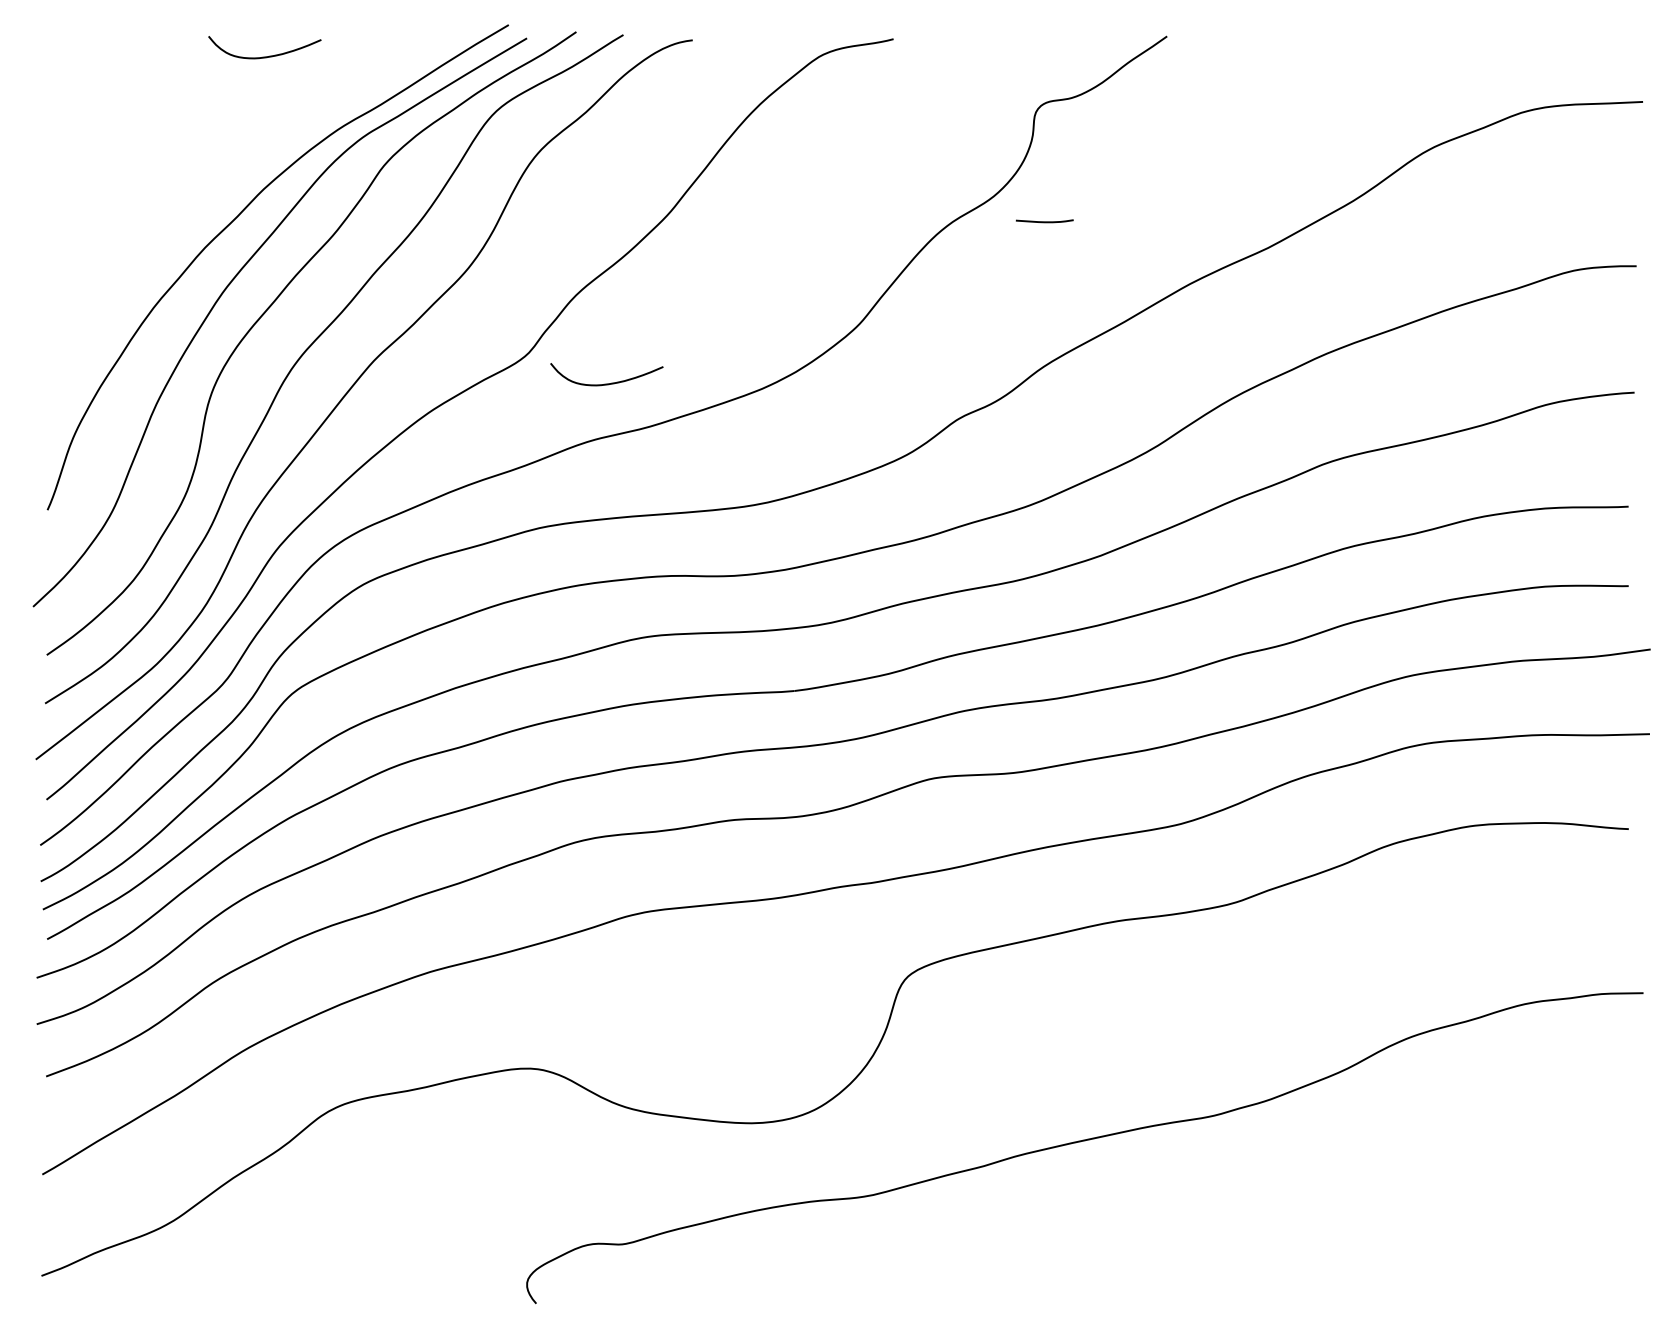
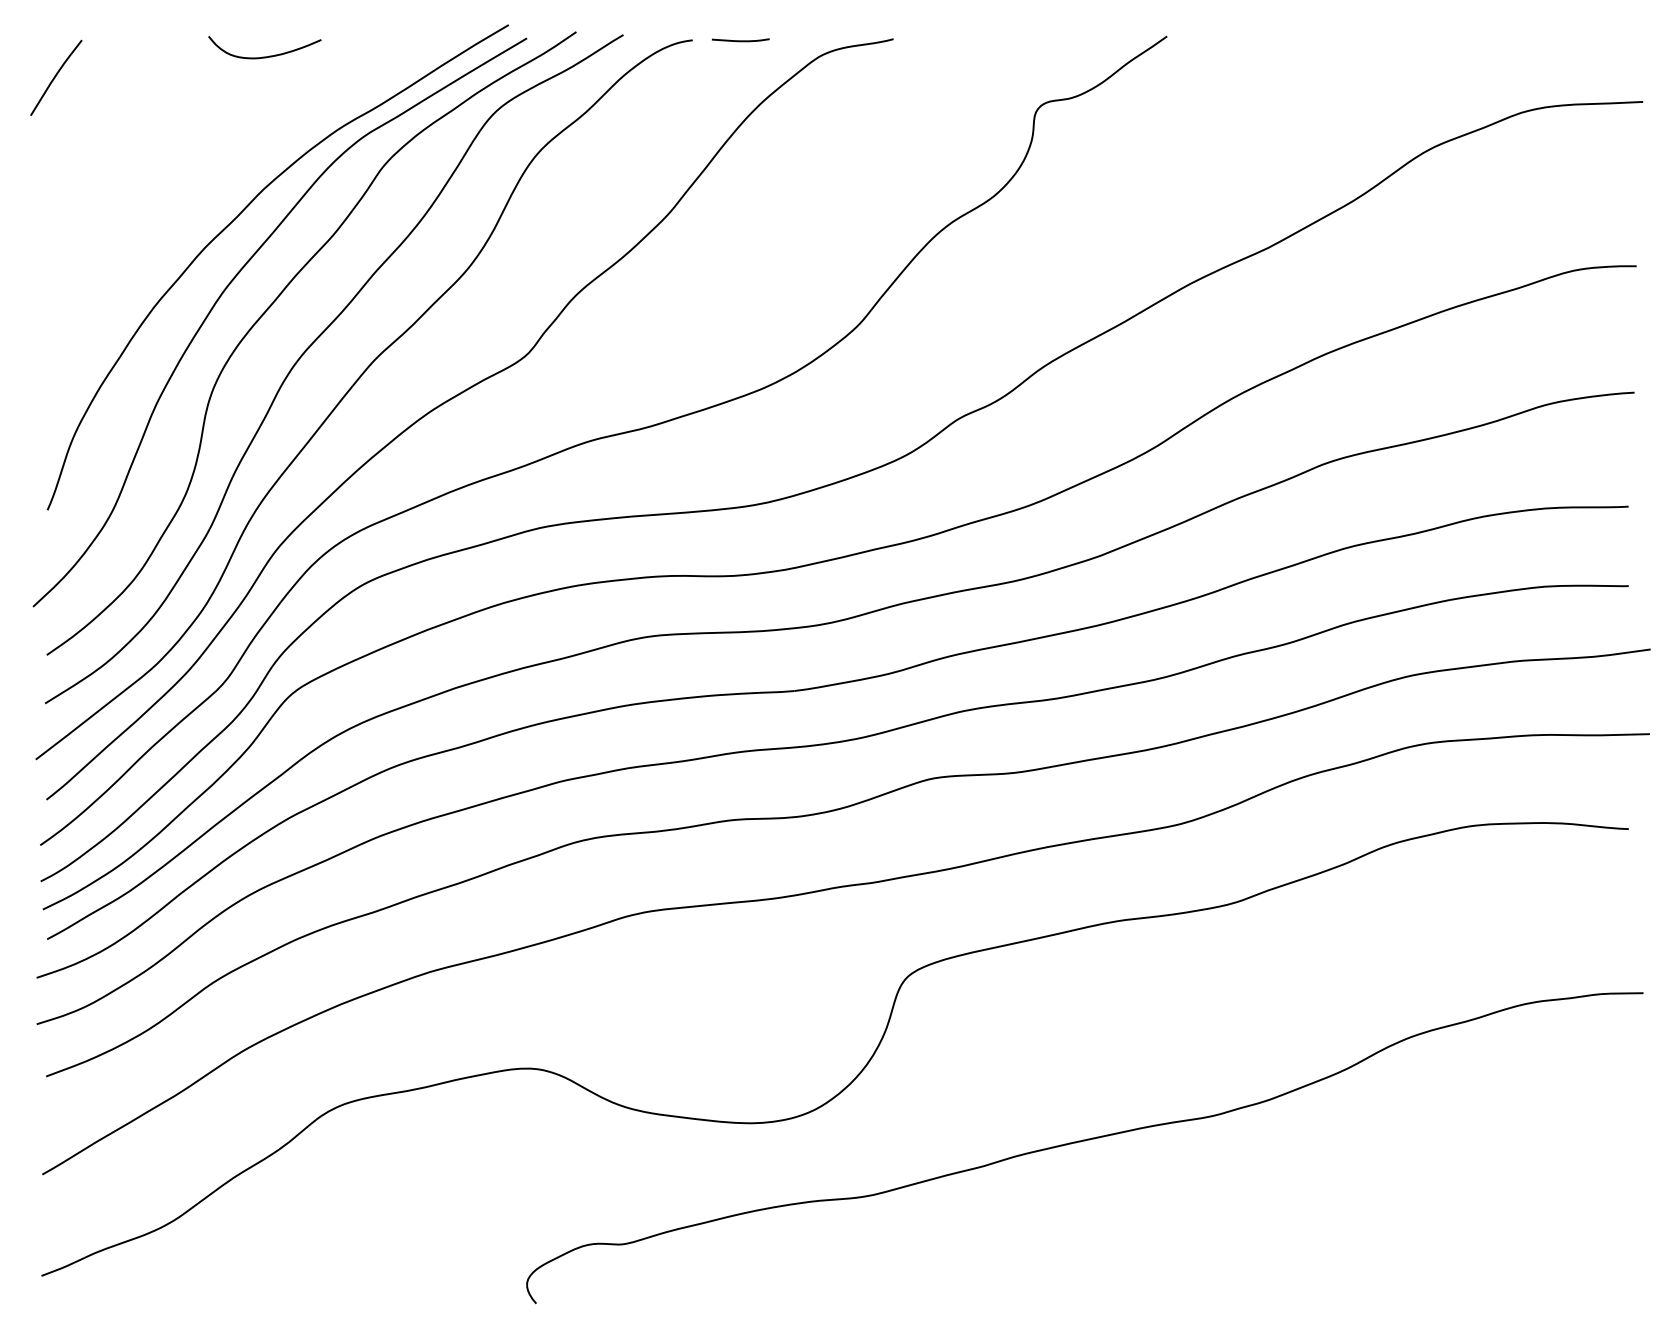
curve: none -> present (56, 76)
curve position: (1044, 221) -> (740, 40) (740, 40)
curve: present -> none (606, 383)
